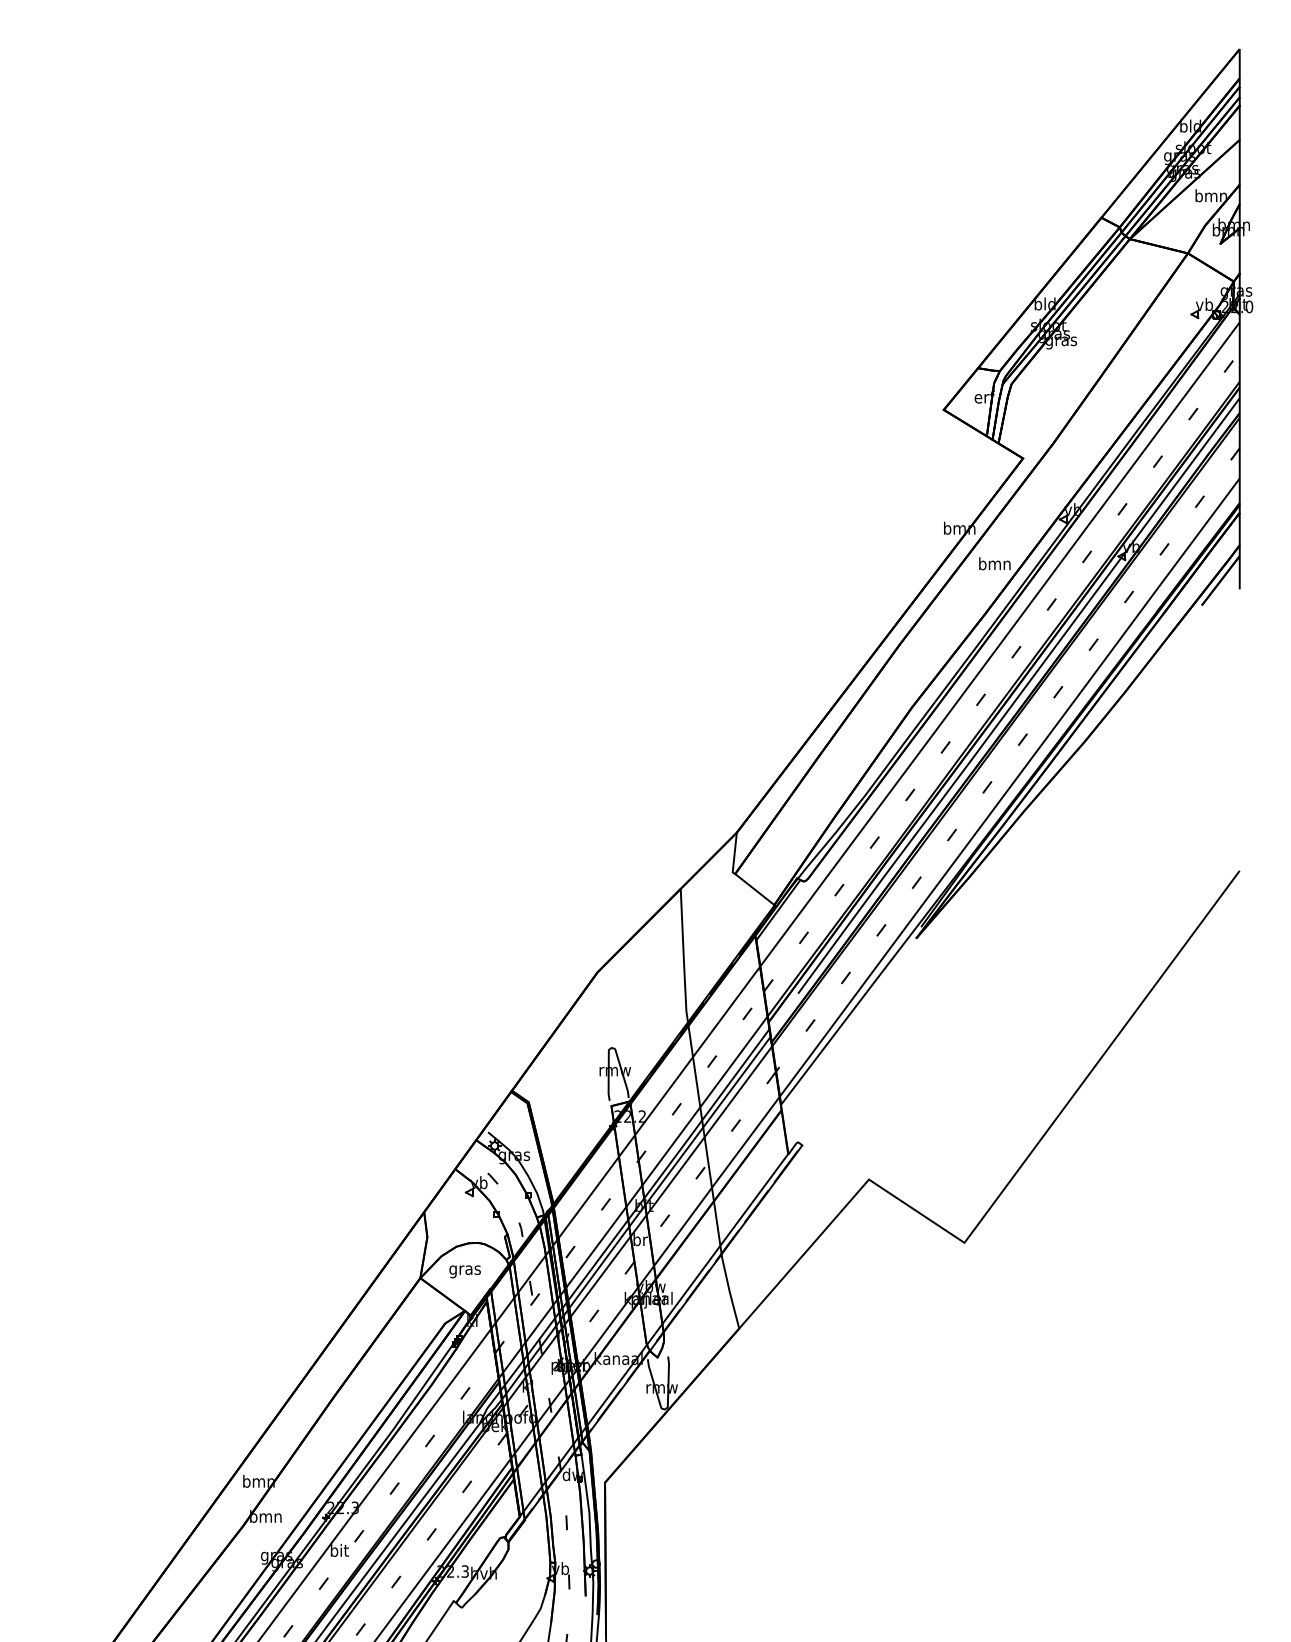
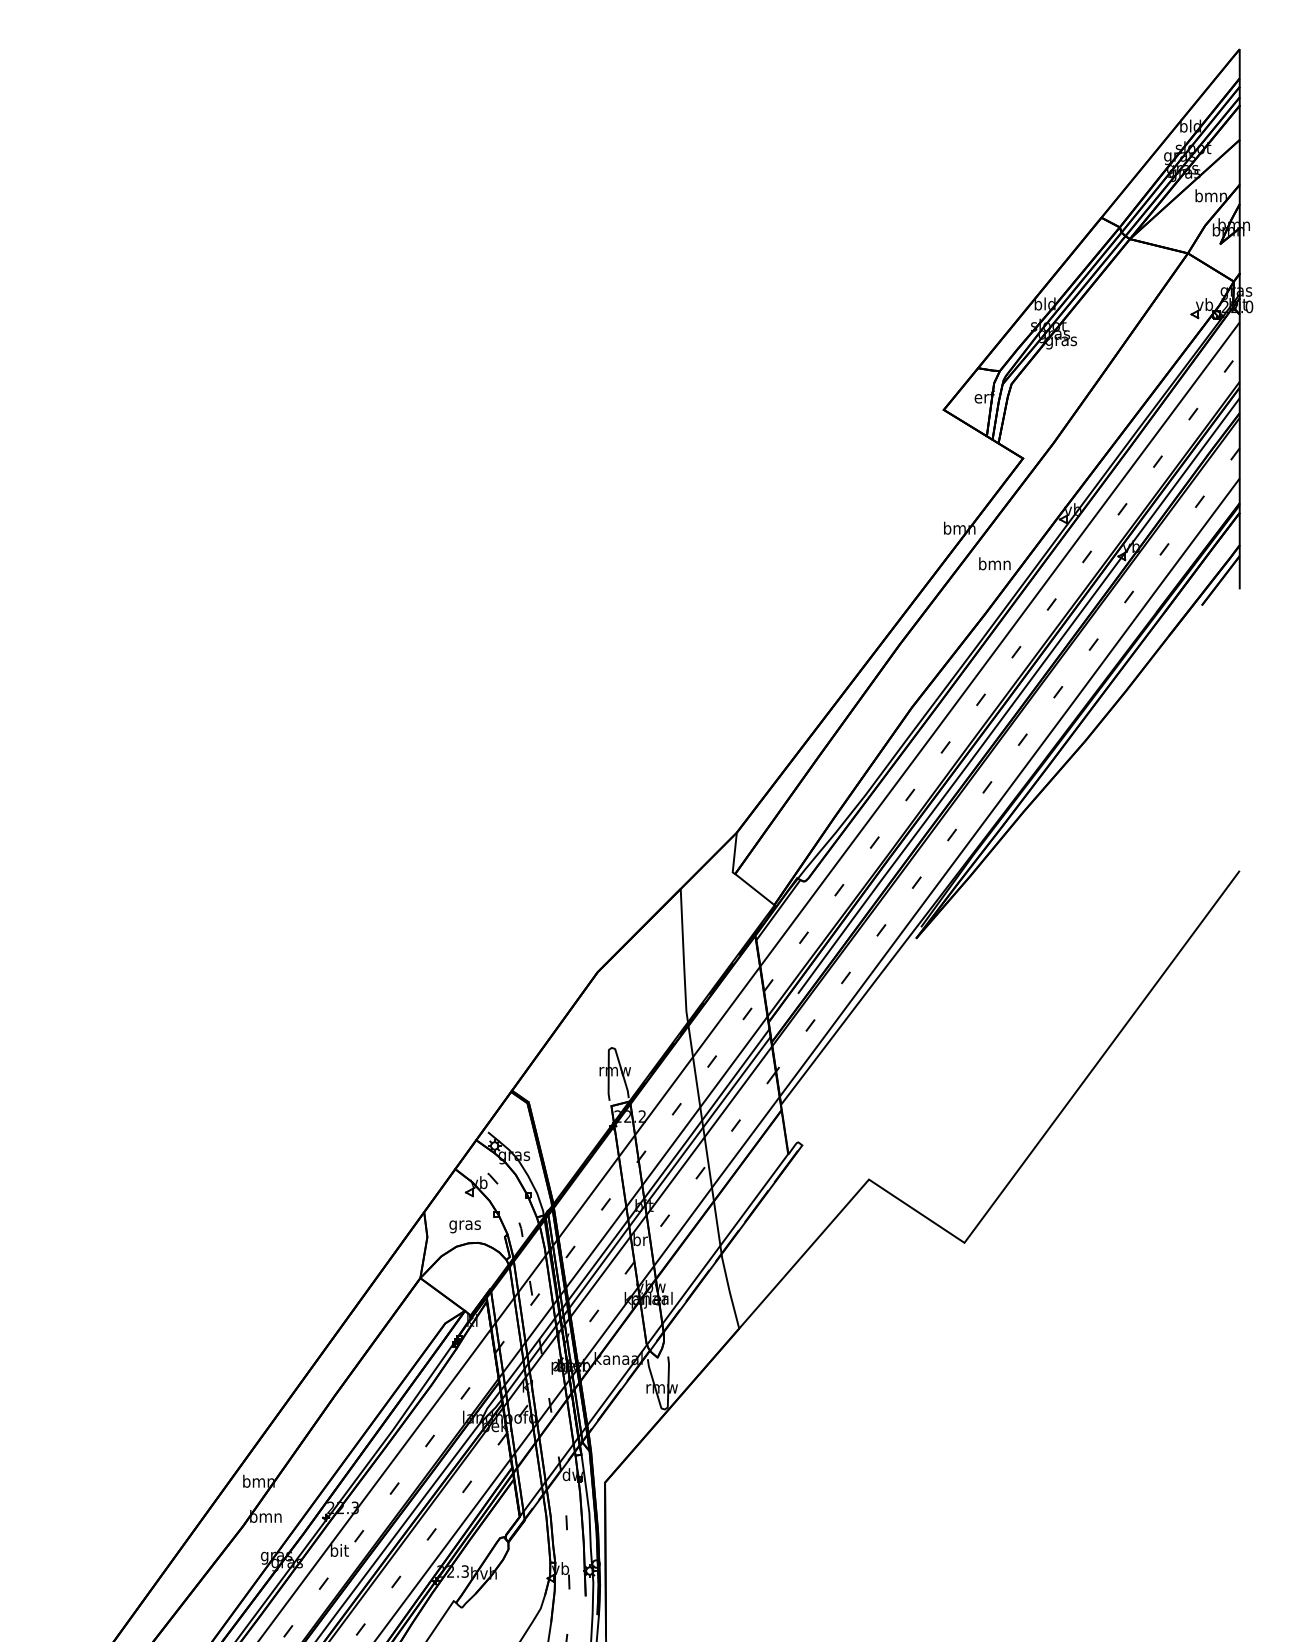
text position: (464, 1271) -> (464, 1226) (464, 1226)
